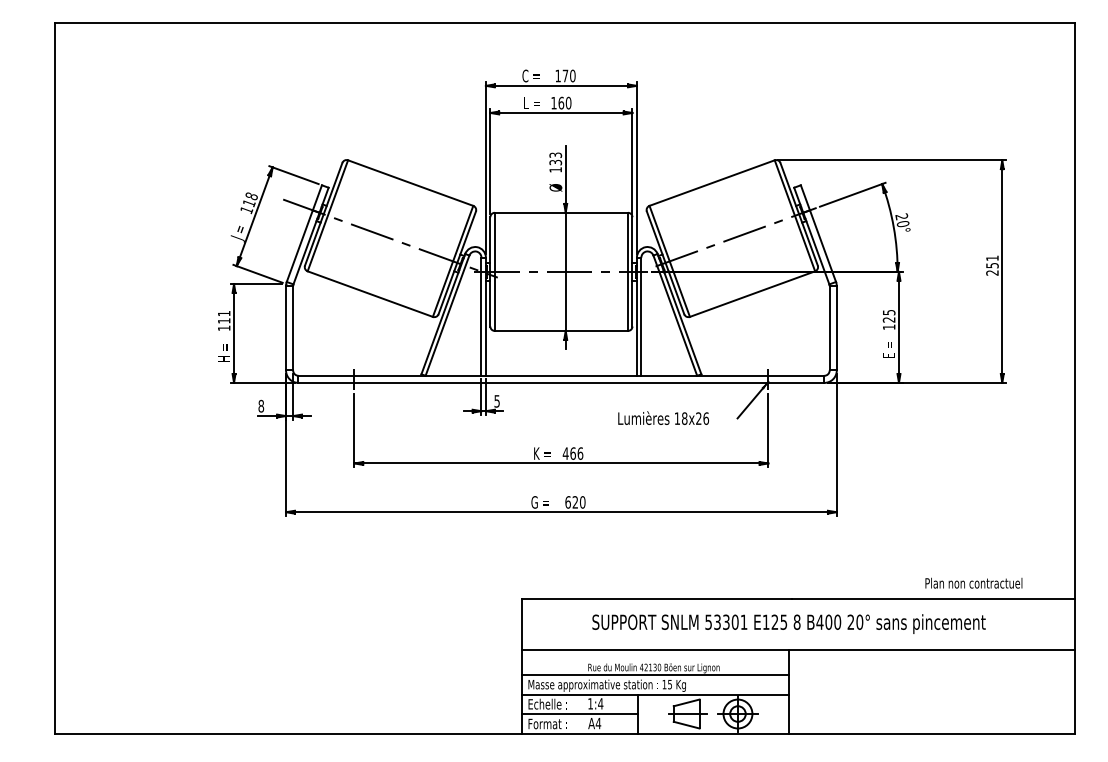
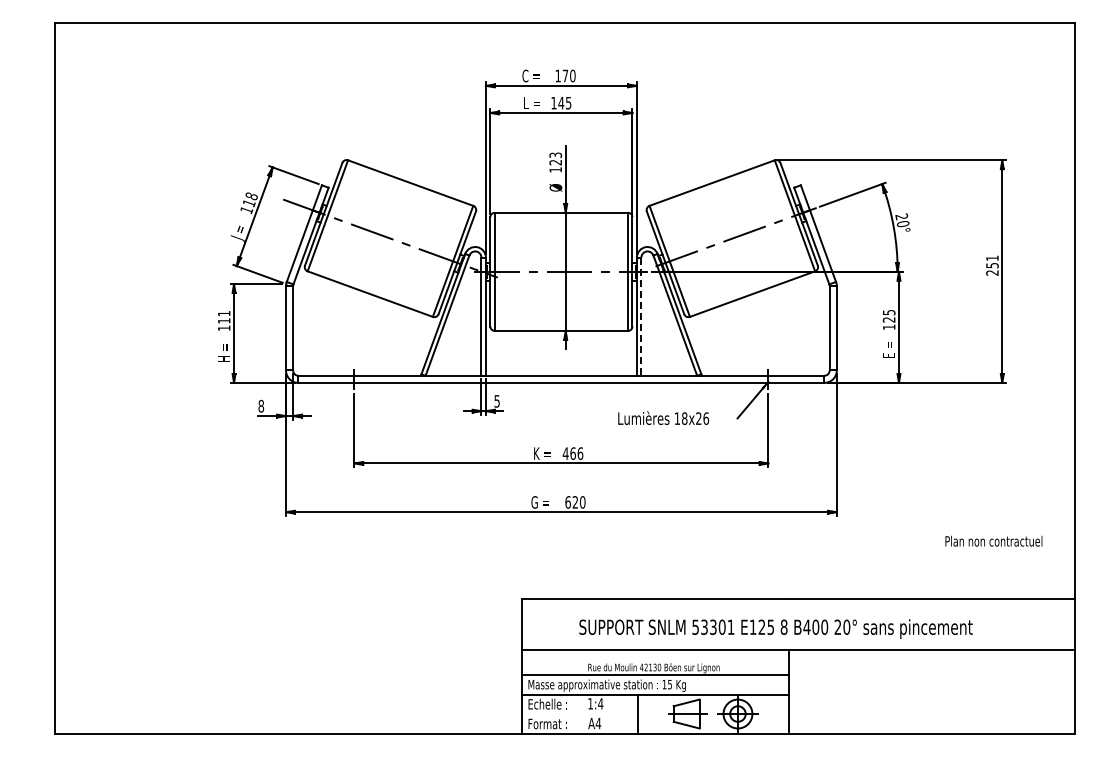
text: 160 -> 145 (564, 102)
text: 133 -> 123 (555, 162)
line: solid -> dashed (641, 317)
text position: (973, 582) -> (993, 540) (993, 540)
text position: (788, 623) -> (775, 628) (775, 628)
line: present -> none (579, 714)
